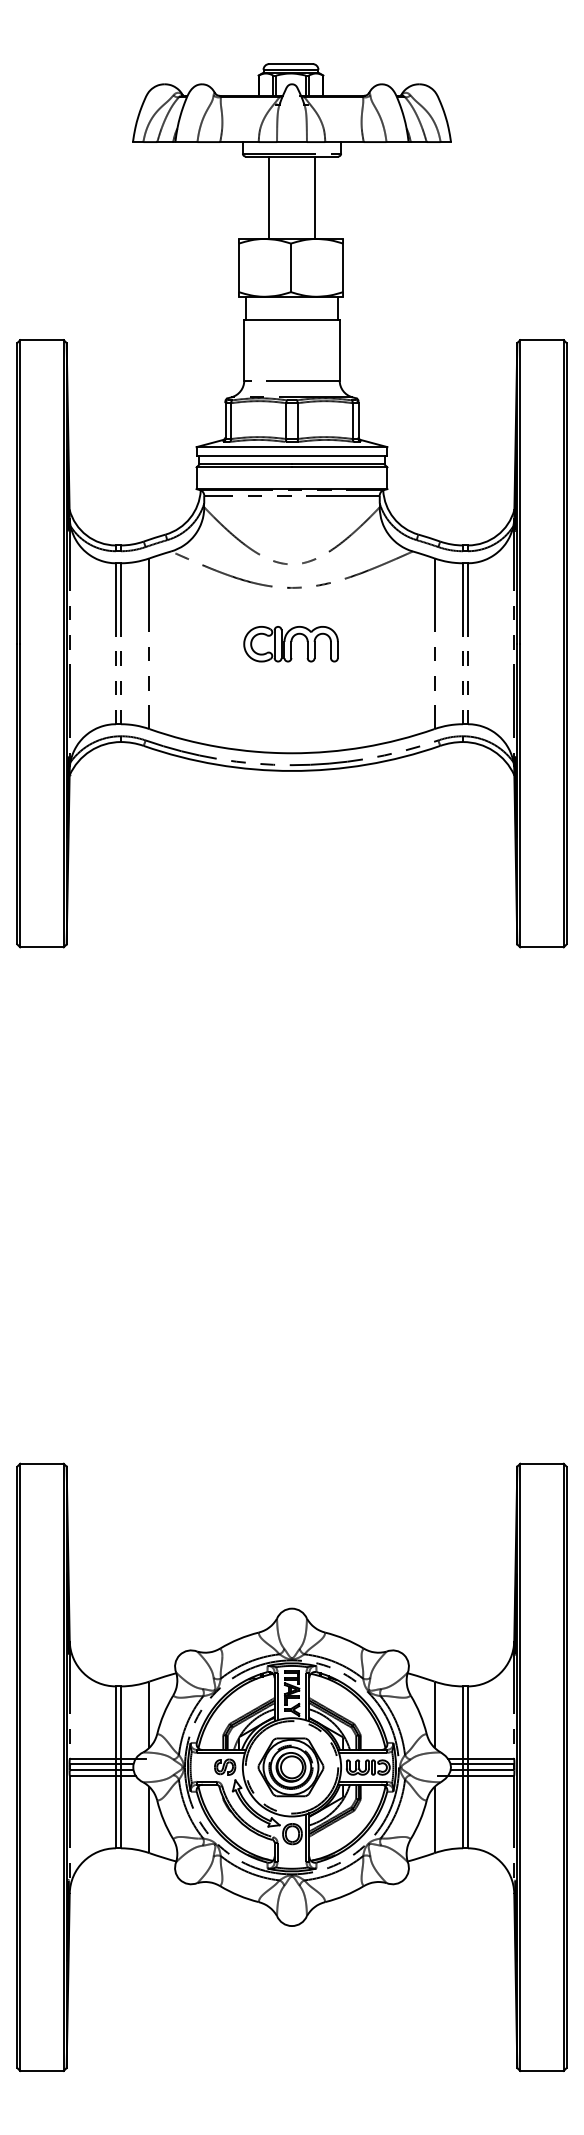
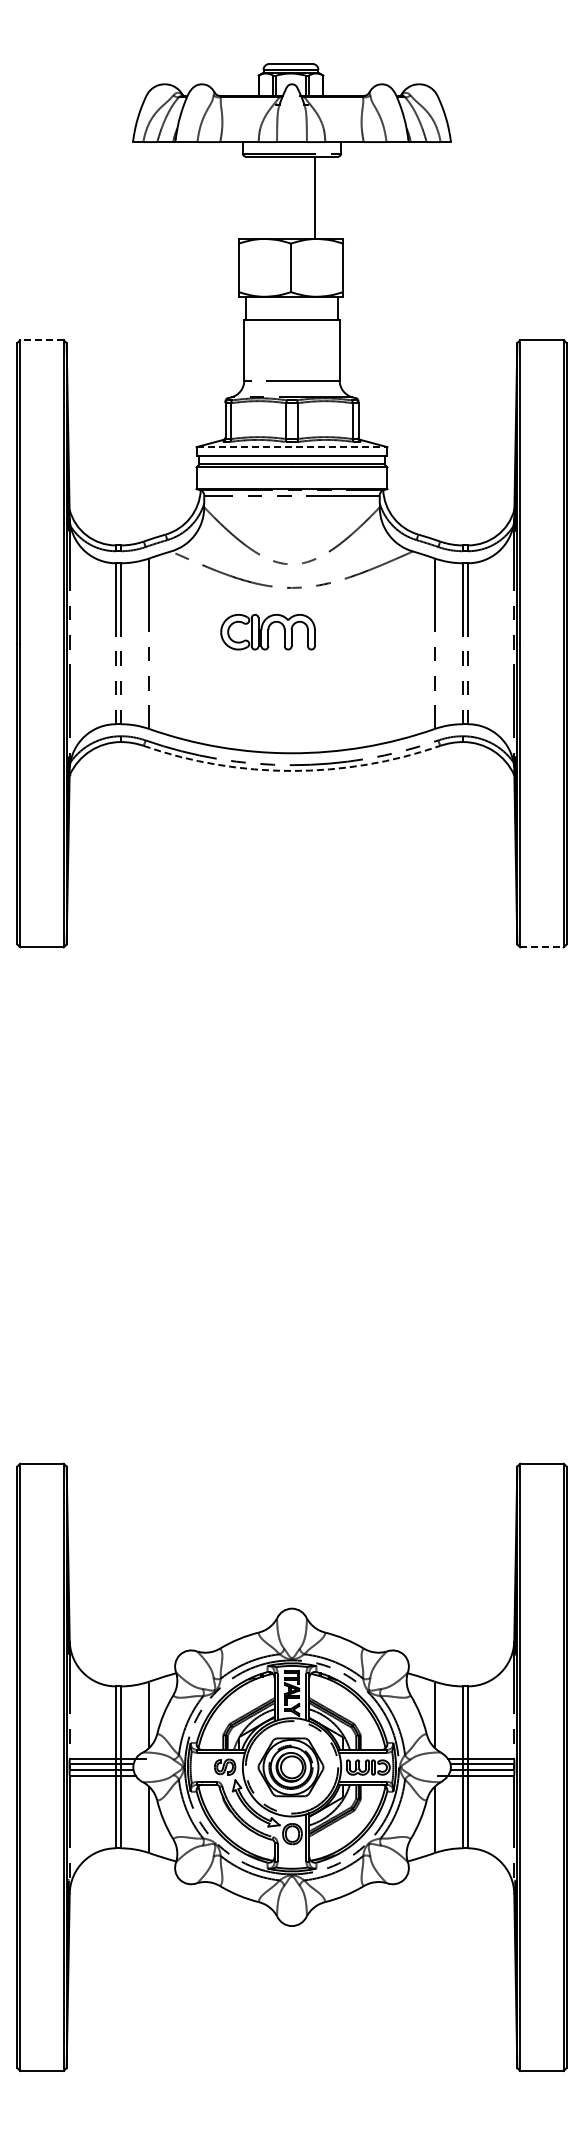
line: present -> none (268, 197)
line: solid -> dashed (42, 340)
line: solid -> dashed (292, 447)
part position: (290, 644) -> (267, 632) (267, 632)
arc: solid -> dashed (291, 770)
line: solid -> dashed (541, 947)
